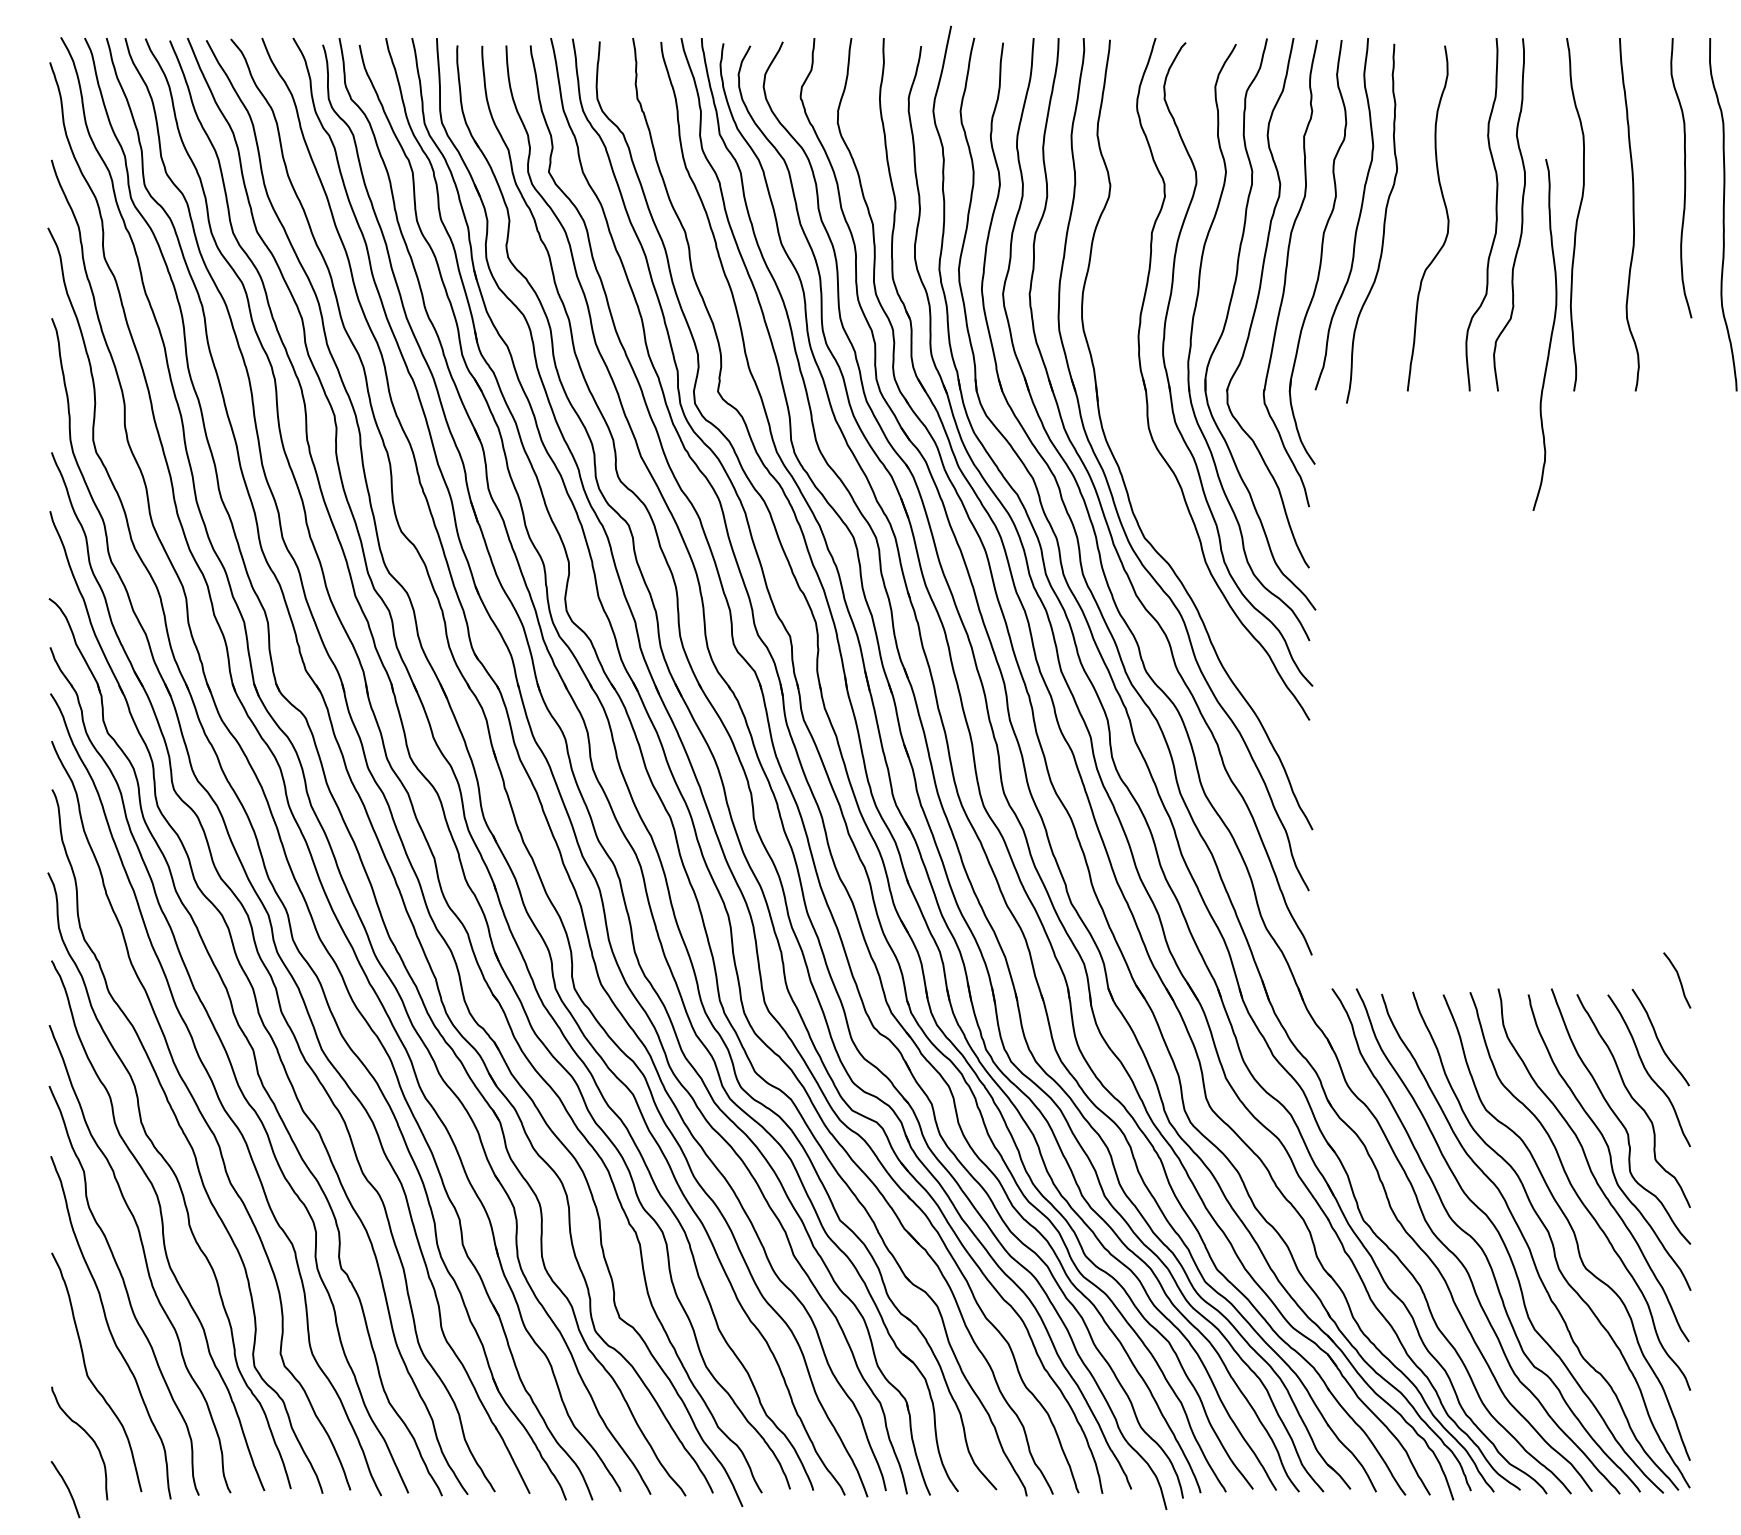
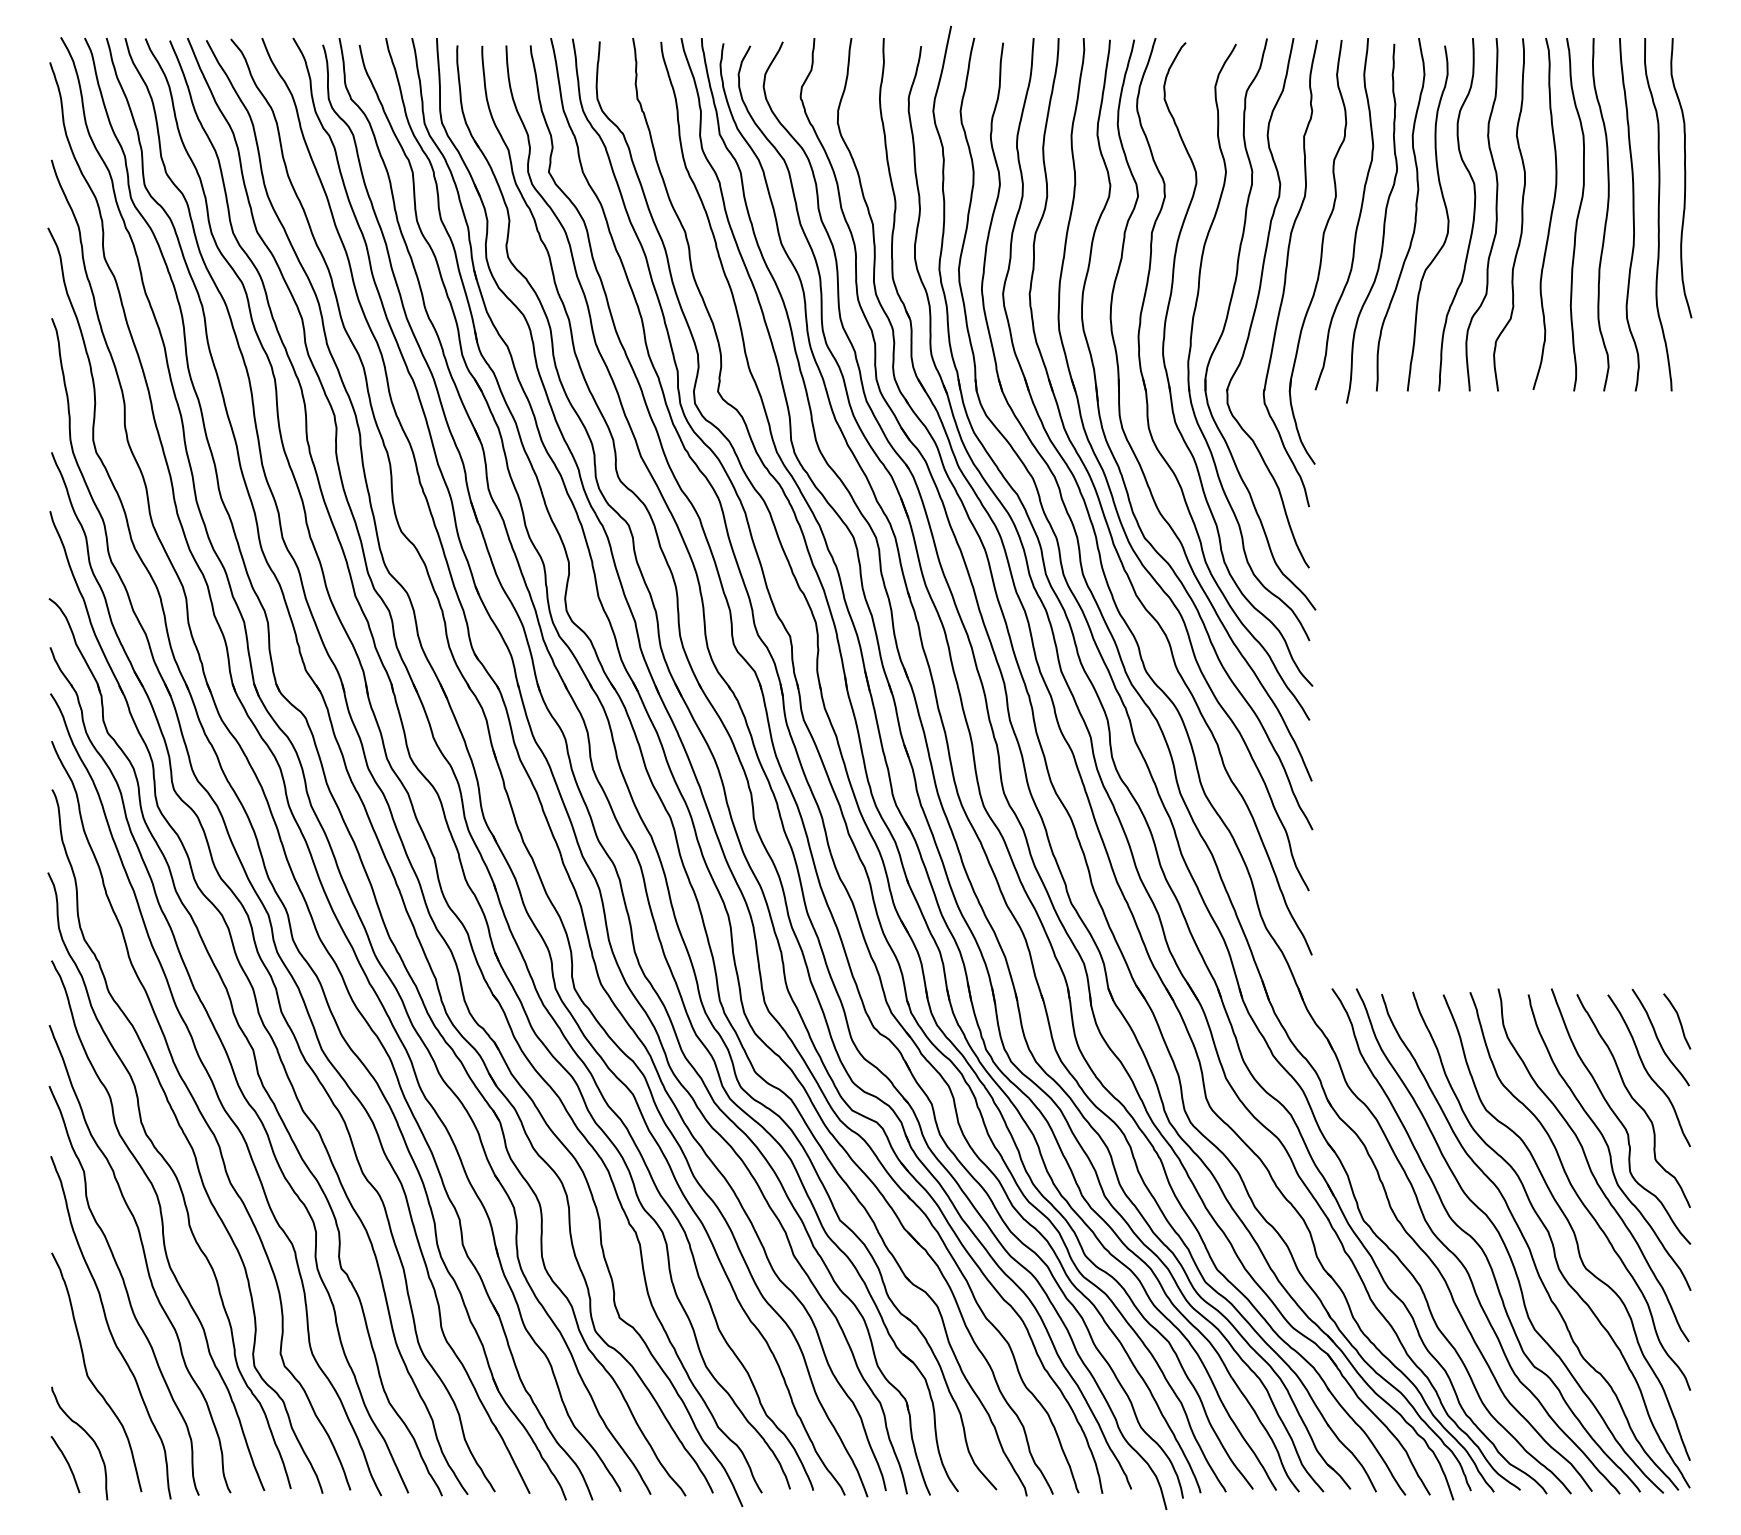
curve: none -> present (1473, 214)
curve position: (1723, 214) -> (1658, 214) (1658, 214)
curve: none -> present (1414, 216)
curve: none -> present (1605, 216)
curve position: (1550, 334) -> (1550, 213) (1550, 213)
part: none -> present (1133, 449)
curve position: (1678, 979) -> (1678, 1020) (1678, 1020)
curve position: (67, 1489) -> (67, 1464) (67, 1464)
